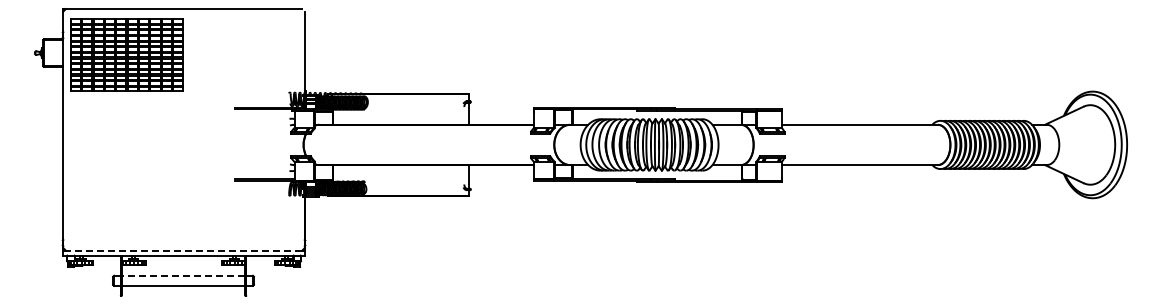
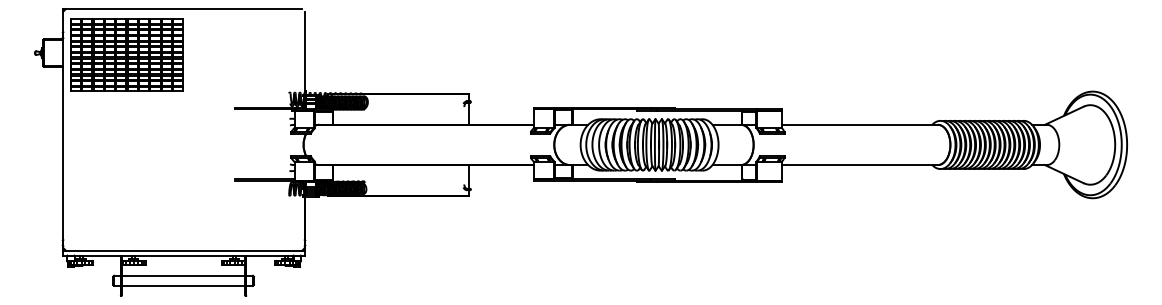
line: dashed -> solid (183, 250)
line: dashed -> solid (183, 275)
